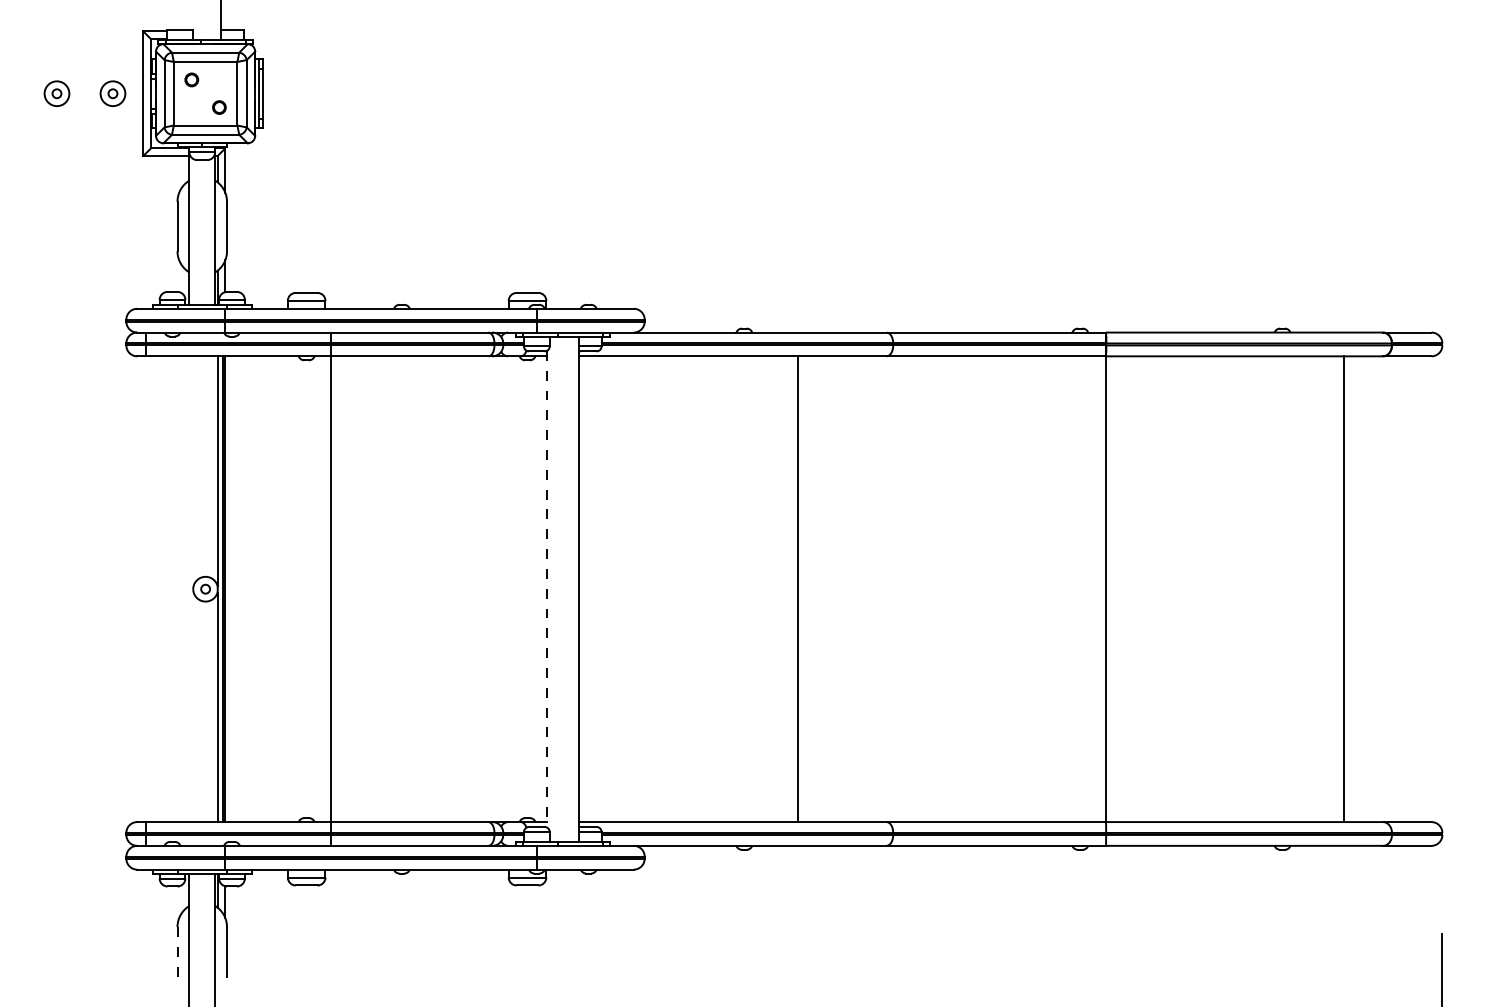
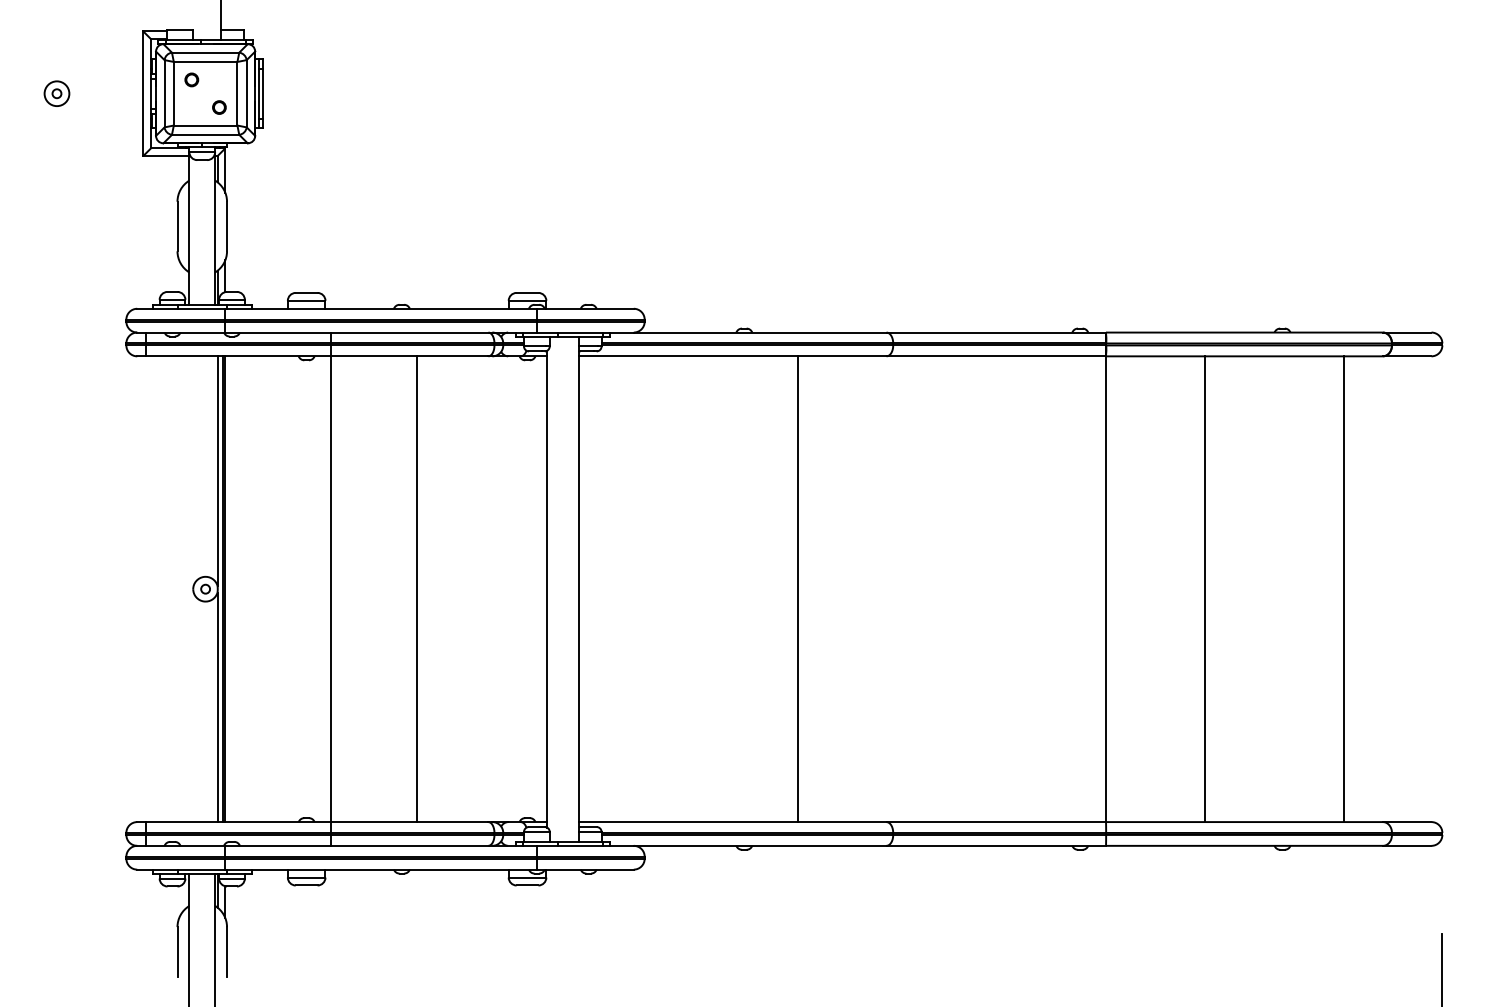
part: present -> none (112, 93)
line: none -> present (416, 589)
line: dashed -> solid (546, 589)
line: none -> present (1205, 589)
line: dashed -> solid (177, 951)
